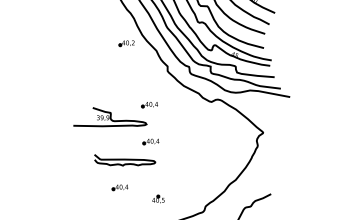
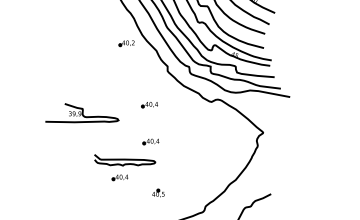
part position: (110, 117) -> (82, 113) (82, 113)
part position: (119, 187) -> (119, 177) (119, 177)
part position: (158, 198) -> (158, 192) (158, 192)
